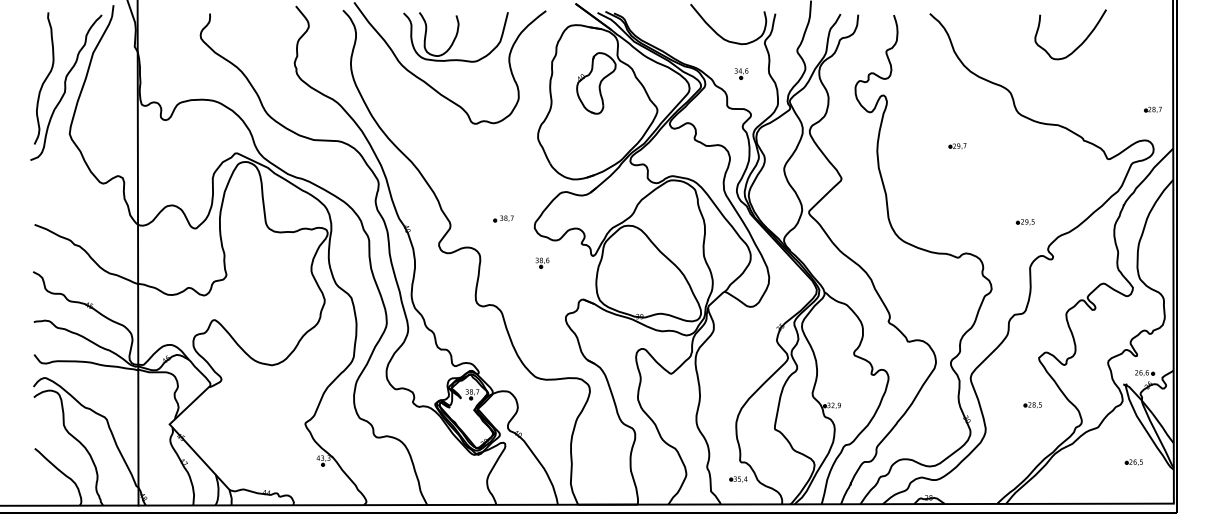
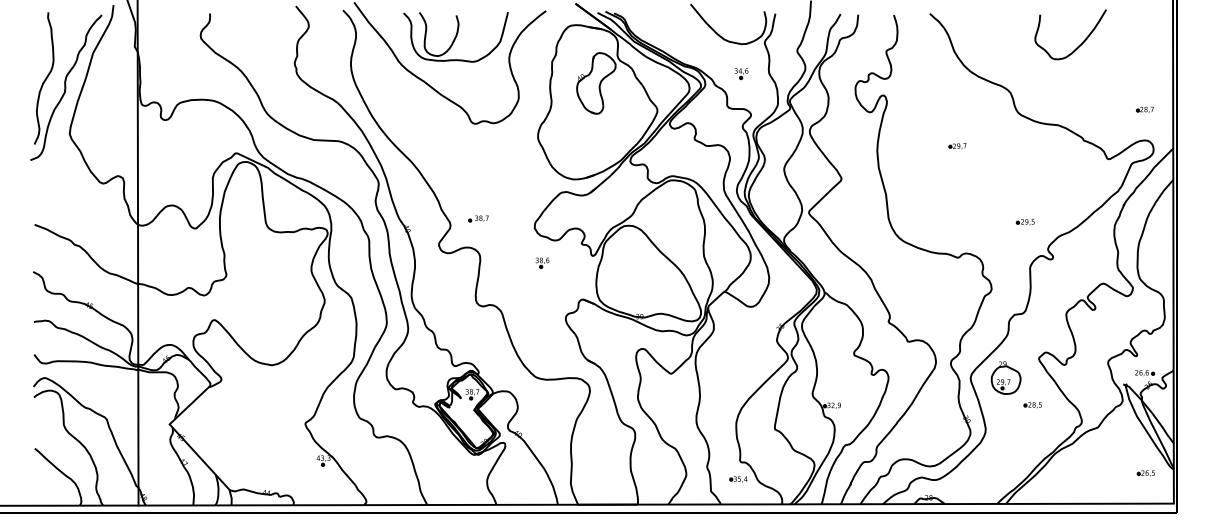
part position: (1152, 109) -> (1144, 109) (1144, 109)
part position: (503, 218) -> (478, 218) (478, 218)
part: none -> present (1005, 377)
part position: (1133, 462) -> (1145, 473) (1145, 473)
